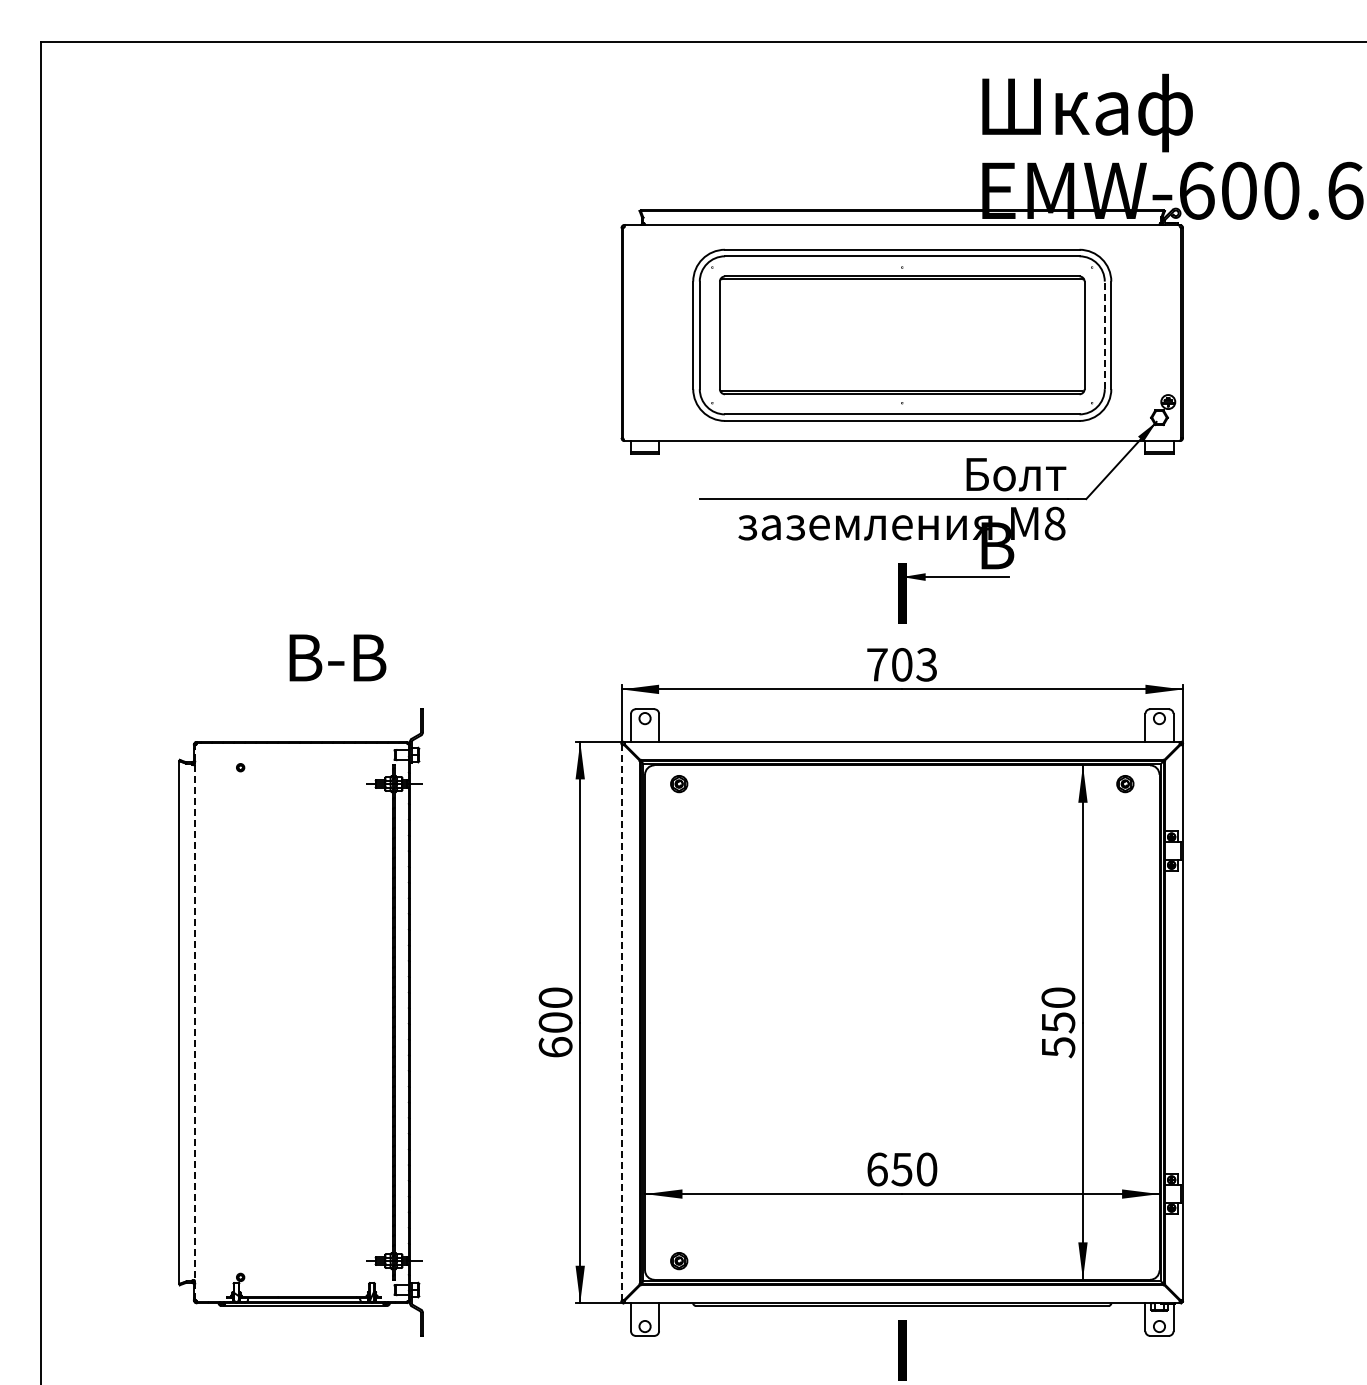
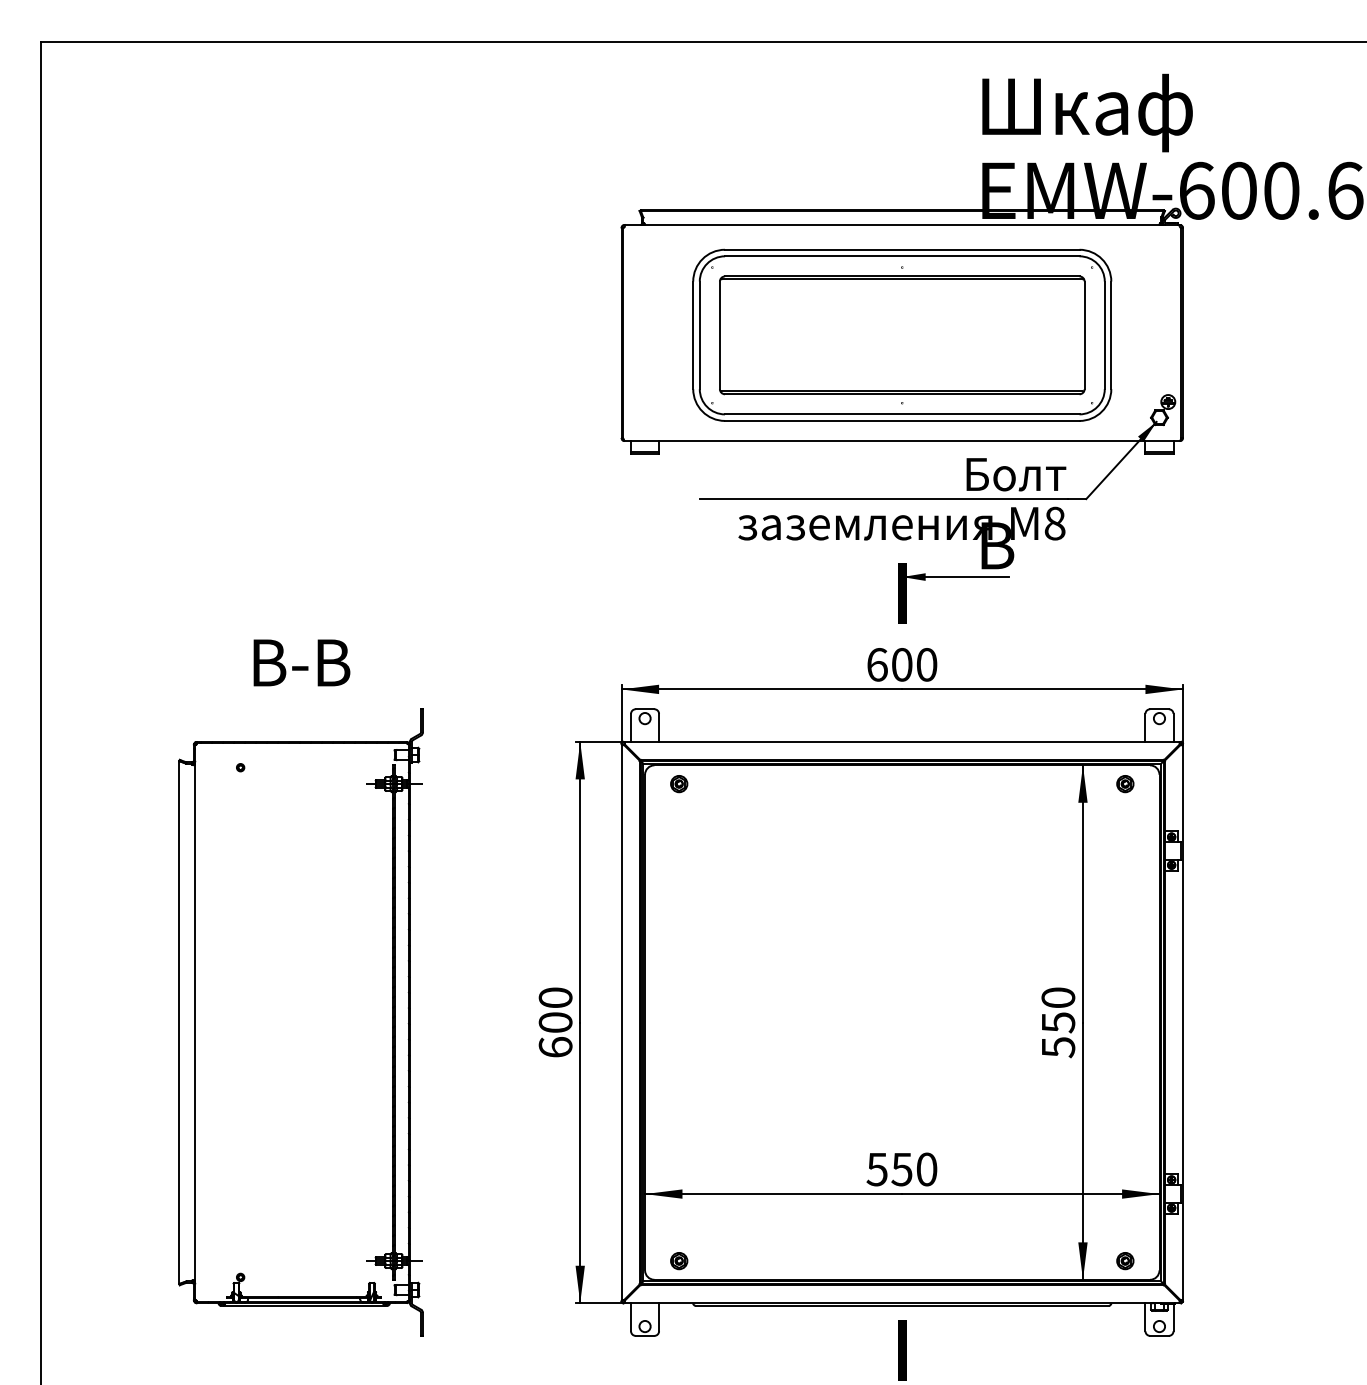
line: dashed -> solid (1104, 335)
text position: (337, 657) -> (301, 662) (301, 662)
text: 703 -> 600 (902, 664)
line: dashed -> solid (195, 1022)
line: dashed -> solid (621, 1022)
text: 650 -> 550 (876, 1169)
part: none -> present (1125, 1261)
